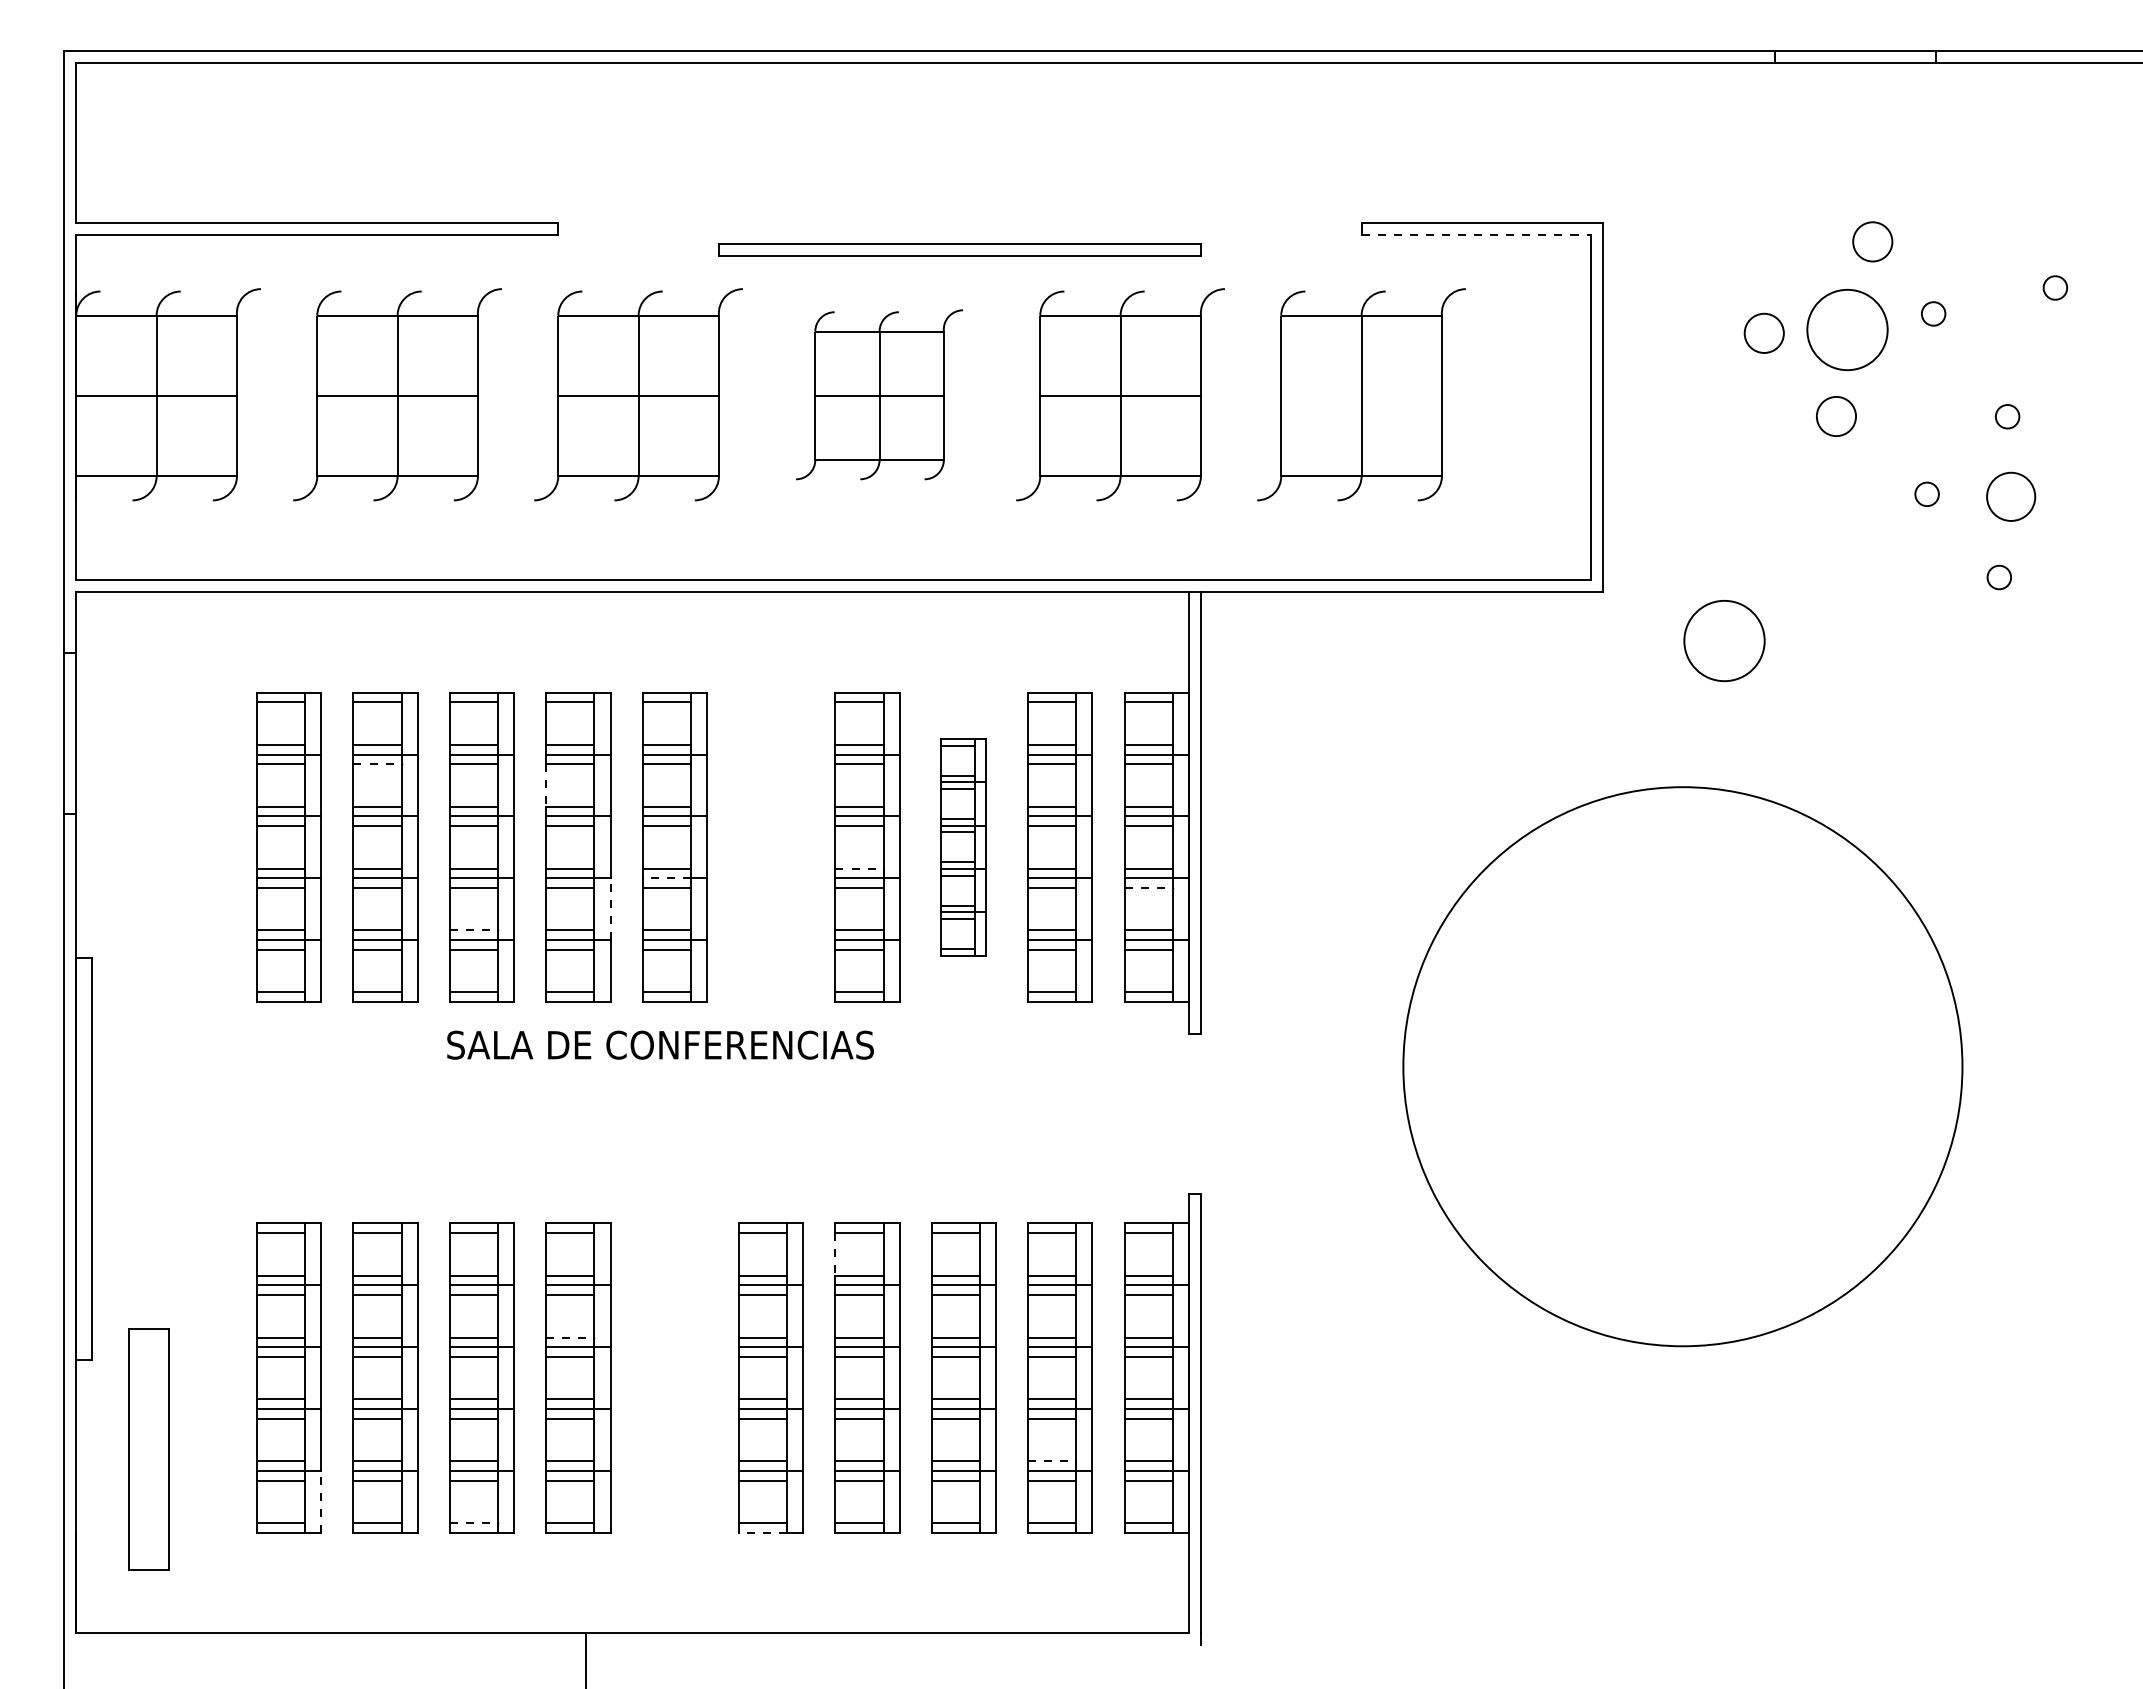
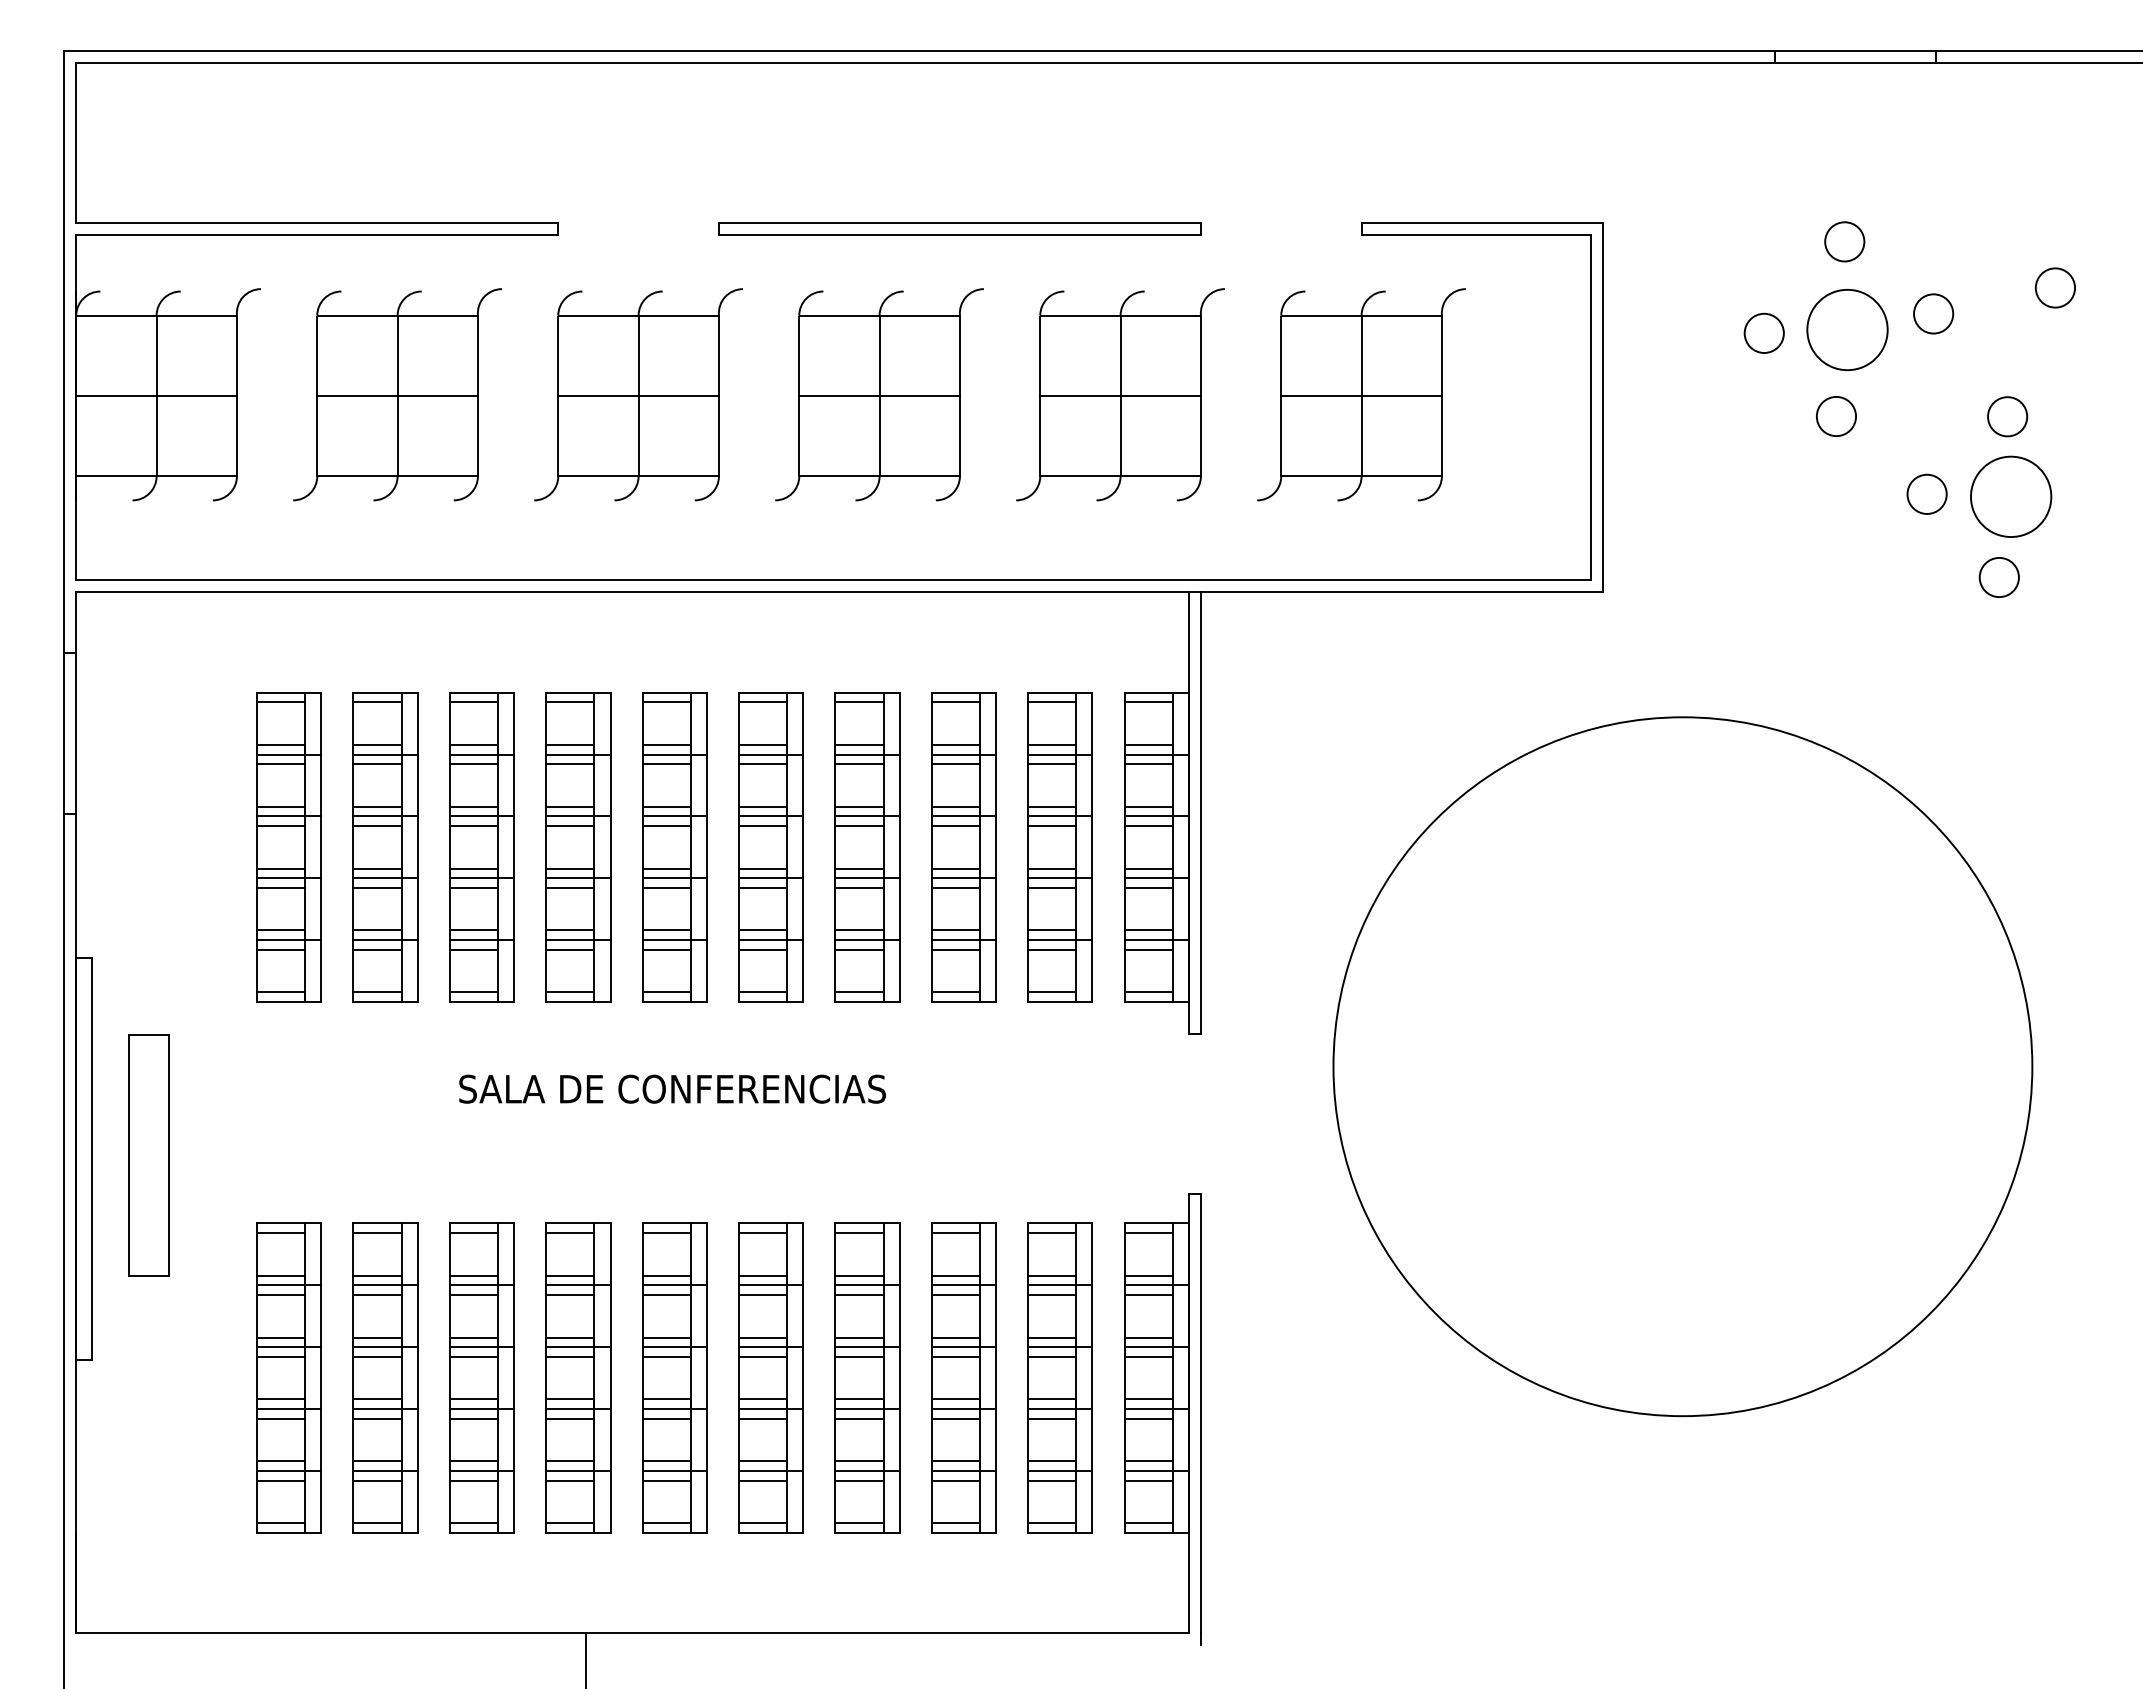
line: dashed -> solid (1476, 235)
circle position: (1872, 241) -> (1844, 241) (1844, 241)
part position: (959, 249) -> (959, 228) (959, 228)
circle diameter: 24 px -> 39 px (2055, 287)
circle diameter: 24 px -> 39 px (1933, 313)
part size: 167x172 px -> 209x214 px (879, 394)
line: none -> present (1361, 395)
circle diameter: 24 px -> 39 px (2007, 416)
circle diameter: 24 px -> 39 px (1926, 493)
circle diameter: 48 px -> 80 px (2010, 496)
circle diameter: 24 px -> 39 px (1998, 577)
circle: present -> none (1724, 641)
line: dashed -> solid (378, 764)
line: dashed -> solid (546, 785)
part: none -> present (770, 847)
part size: 47x219 px -> 66x311 px (963, 847)
line: dashed -> solid (860, 868)
line: dashed -> solid (666, 878)
line: dashed -> solid (1149, 887)
line: dashed -> solid (610, 909)
line: dashed -> solid (474, 930)
text position: (660, 1044) -> (672, 1088) (672, 1088)
circle diameter: 559 px -> 699 px (1682, 1066)
line: dashed -> solid (835, 1254)
line: dashed -> solid (570, 1337)
part: none -> present (674, 1377)
part position: (148, 1449) -> (148, 1155) (148, 1155)
line: dashed -> solid (1052, 1461)
line: dashed -> solid (321, 1501)
line: dashed -> solid (474, 1523)
line: dashed -> solid (762, 1532)
